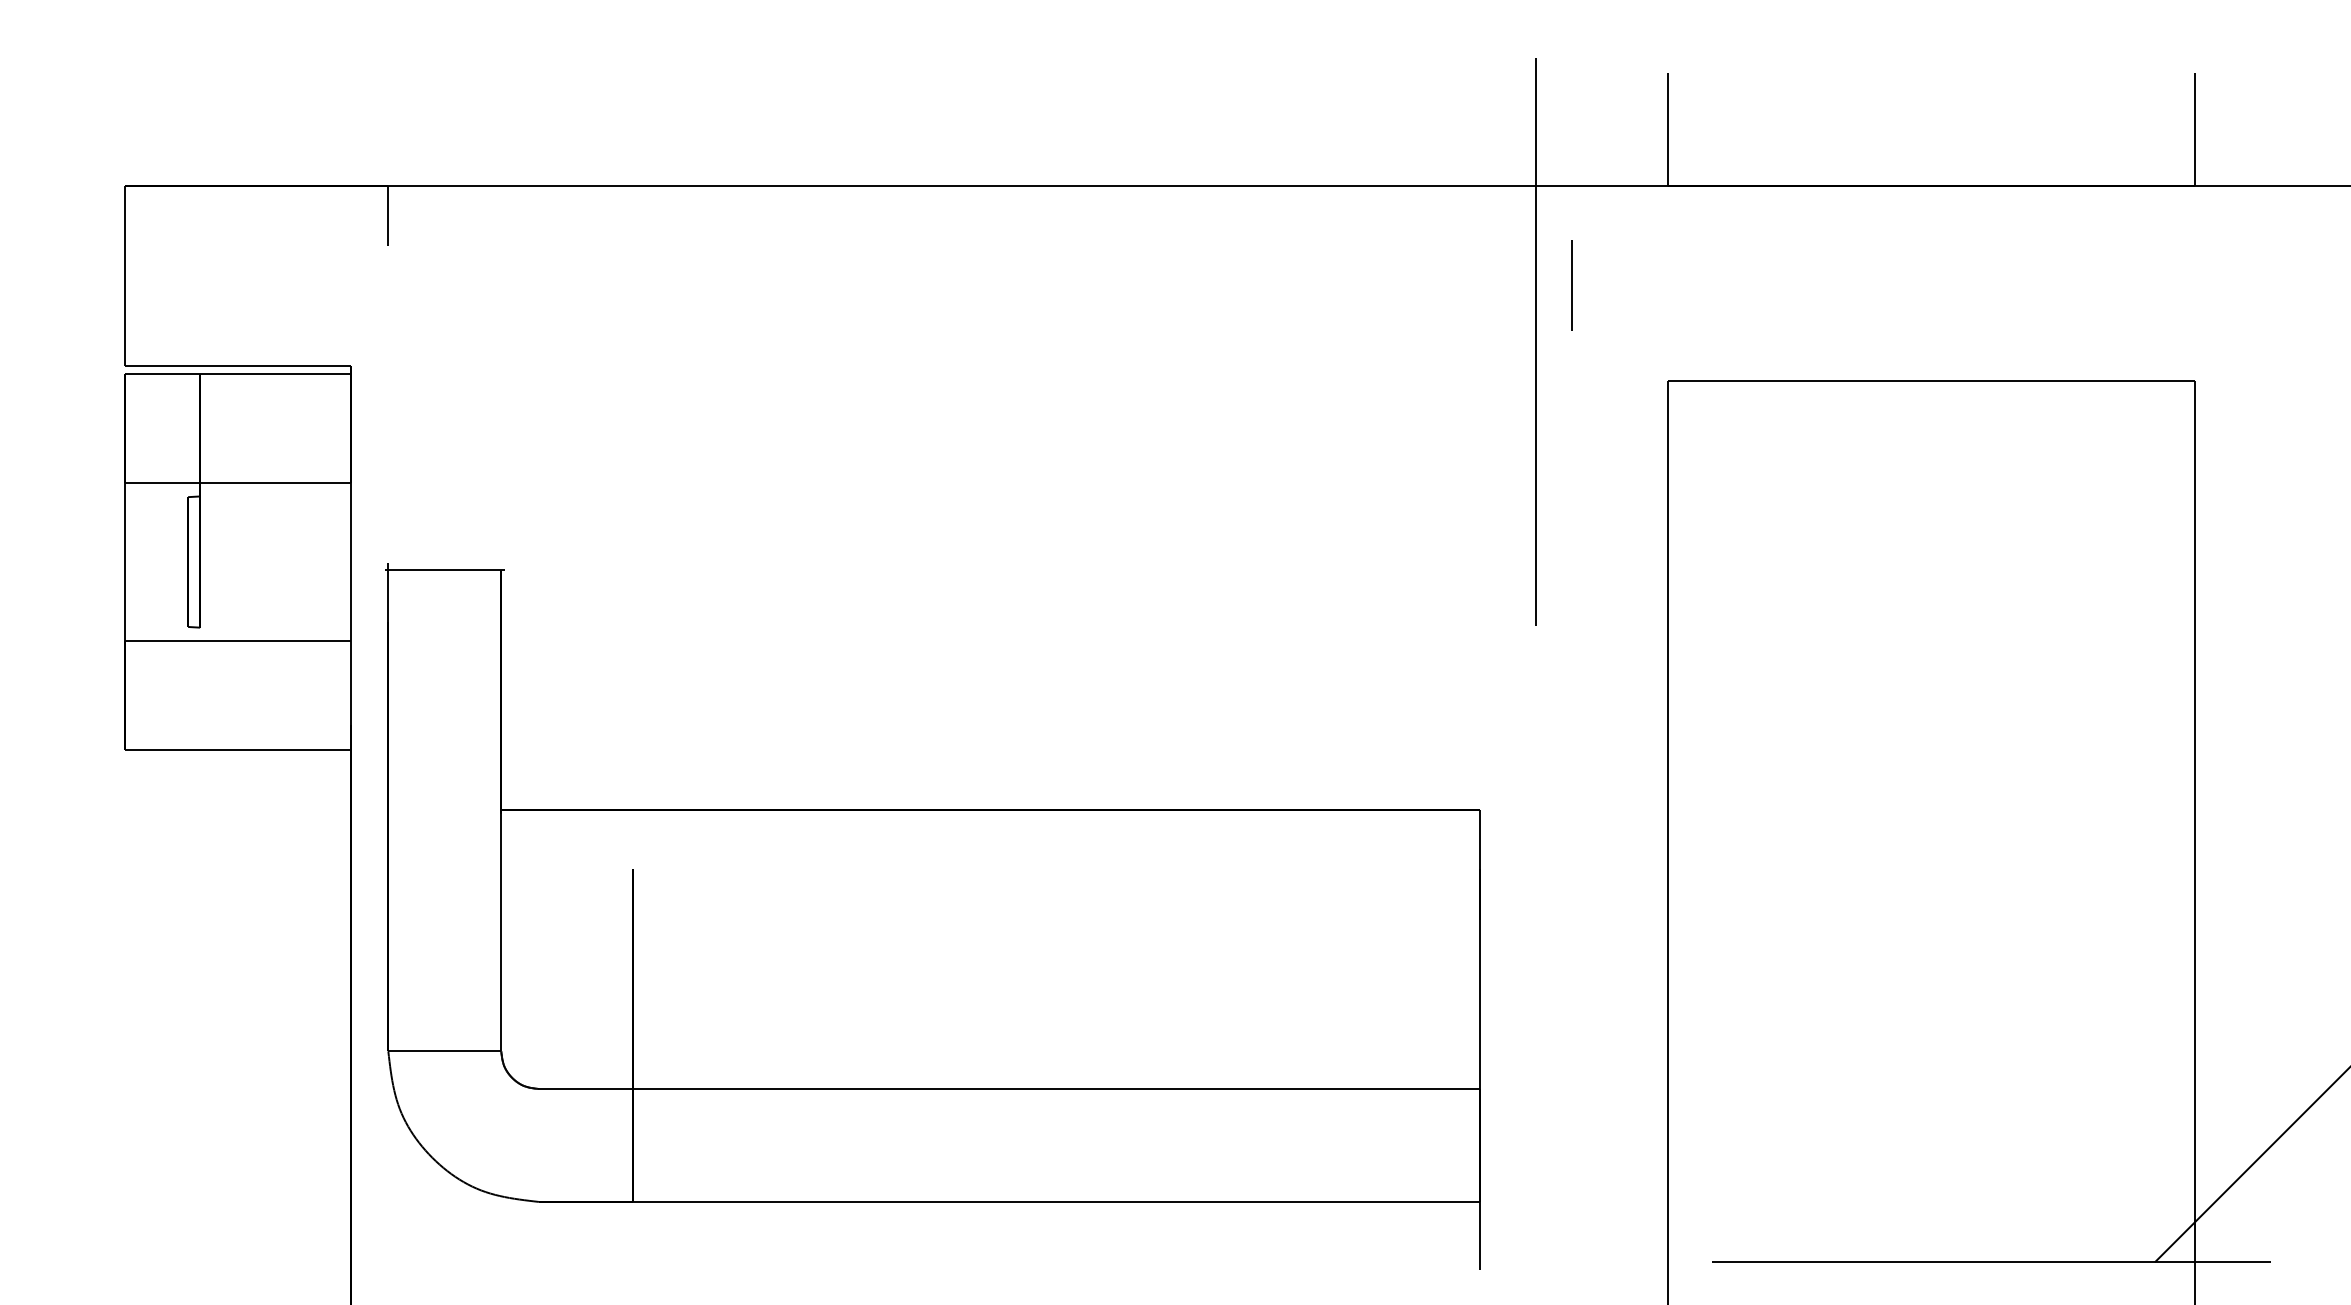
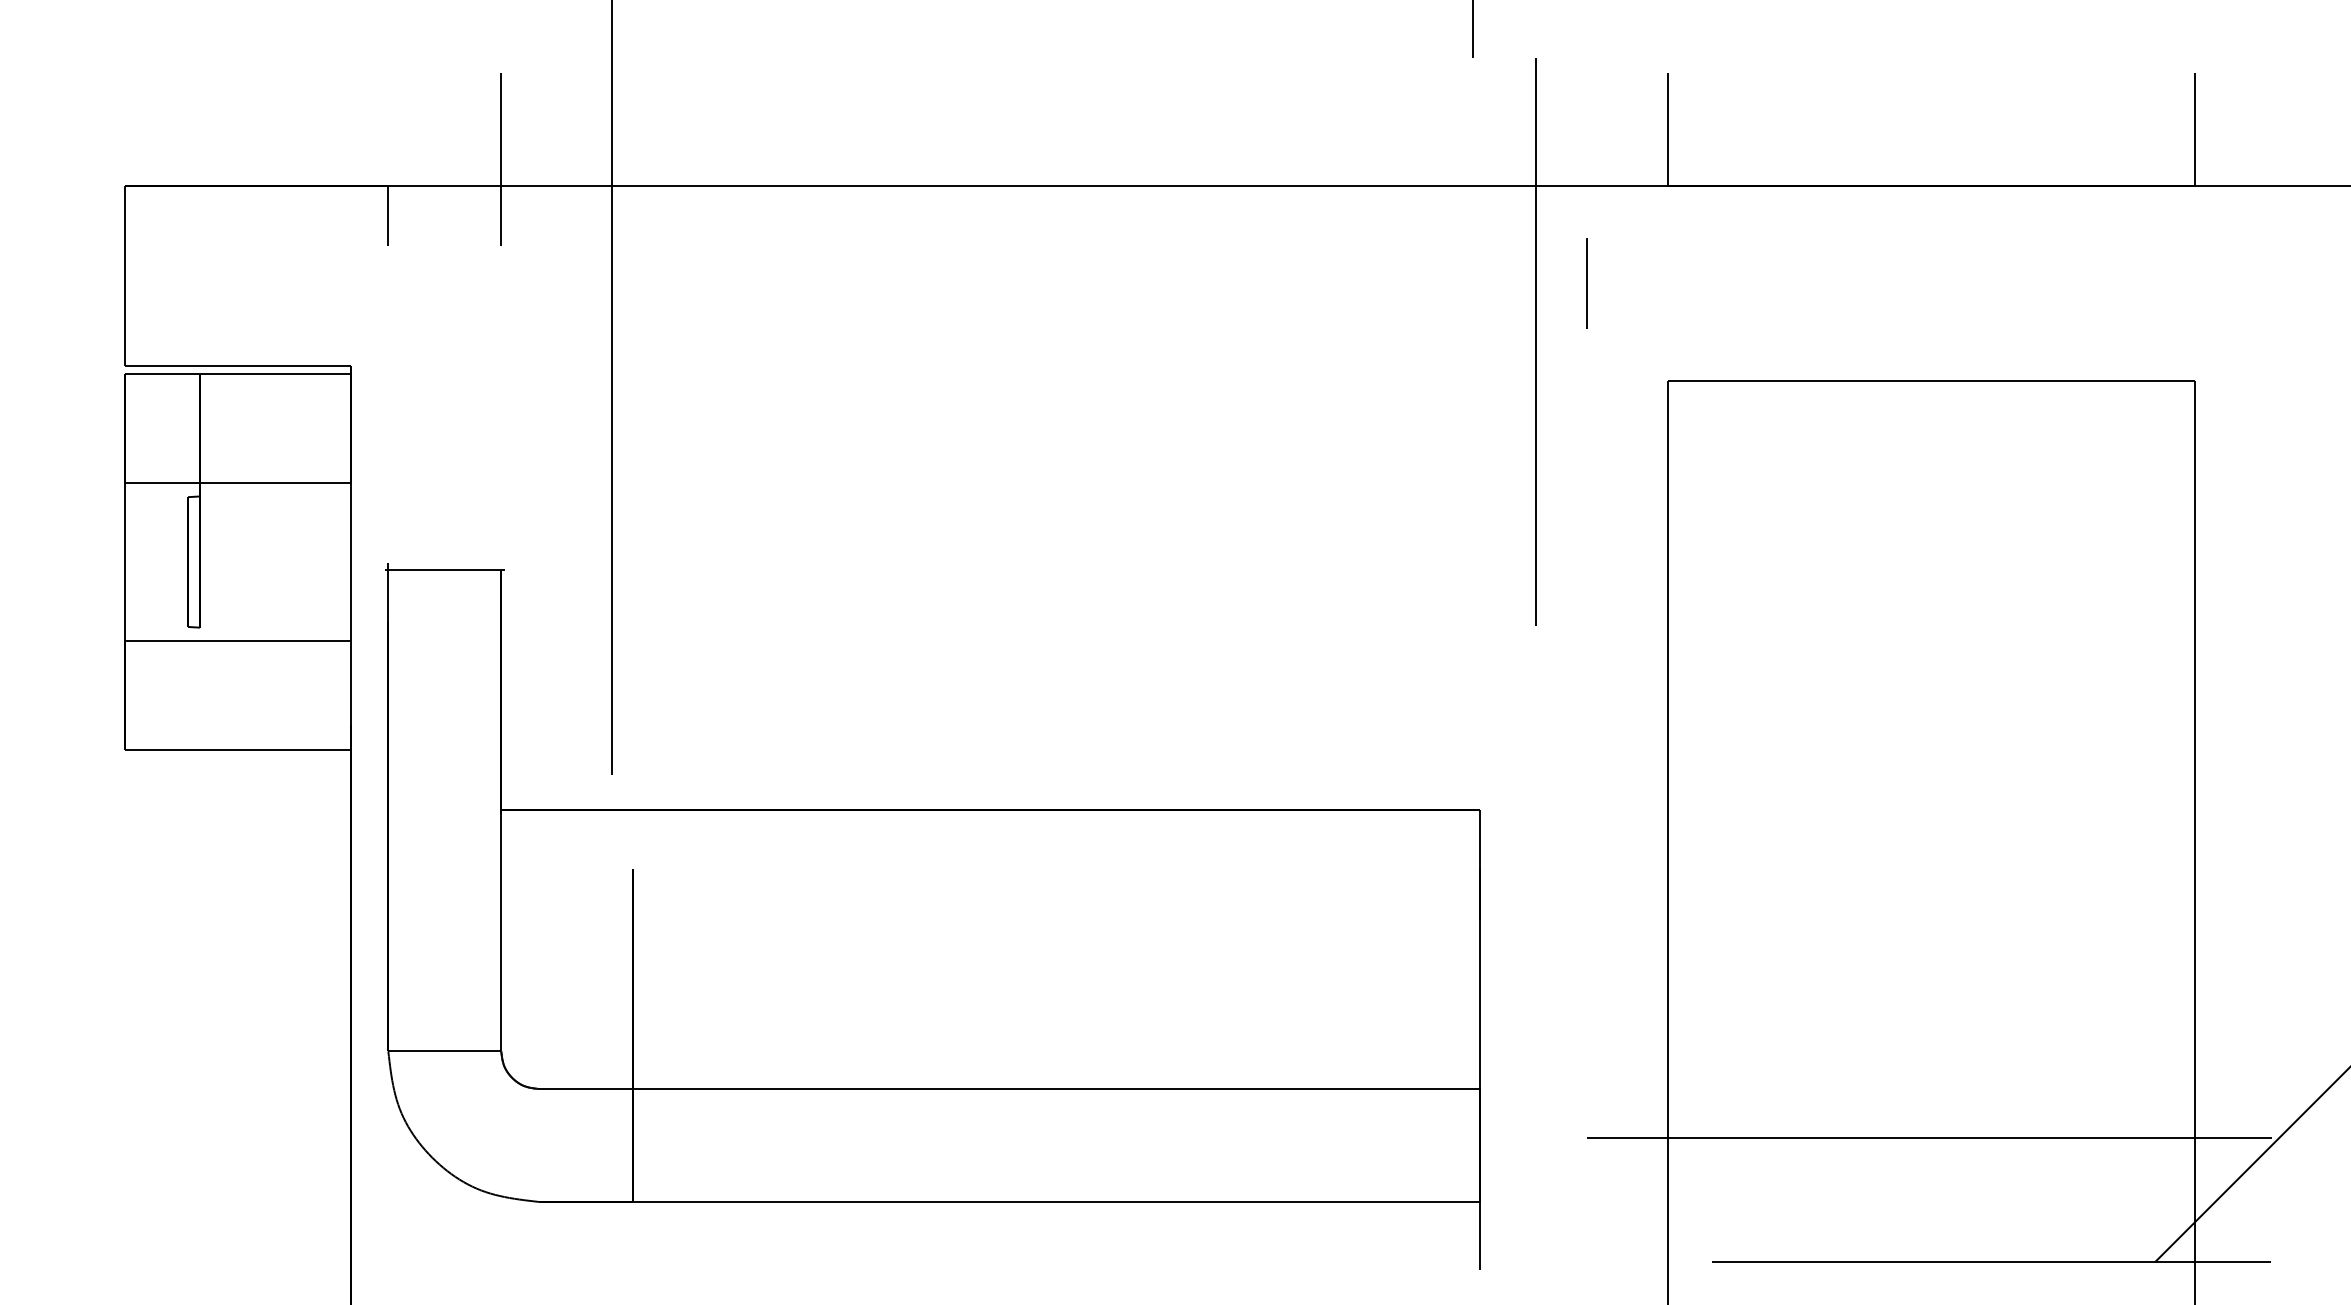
line: none -> present (1472, 29)
line: none -> present (501, 158)
line position: (1571, 285) -> (1586, 283) (1586, 283)
line: none -> present (612, 388)
line: none -> present (1929, 1138)
